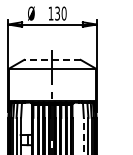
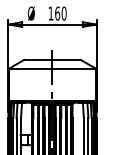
text: 130 -> 160 (57, 13)
line: dashed -> solid (51, 59)
line: dashed -> solid (83, 135)
